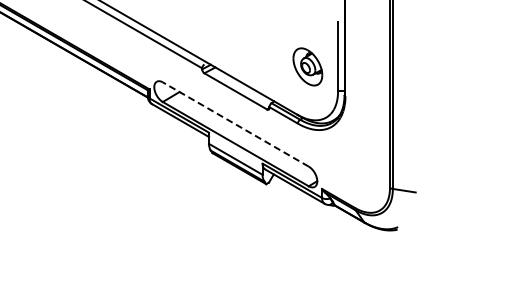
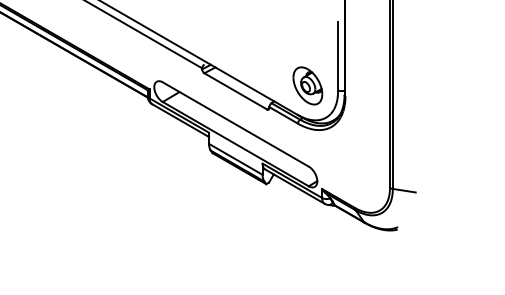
part position: (307, 66) -> (307, 85) (307, 85)
line: dashed -> solid (235, 124)
